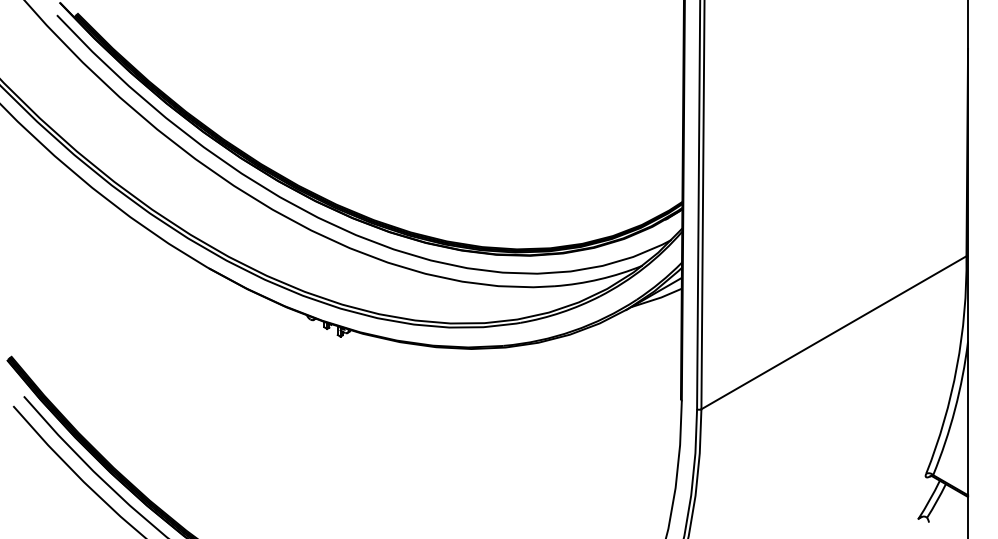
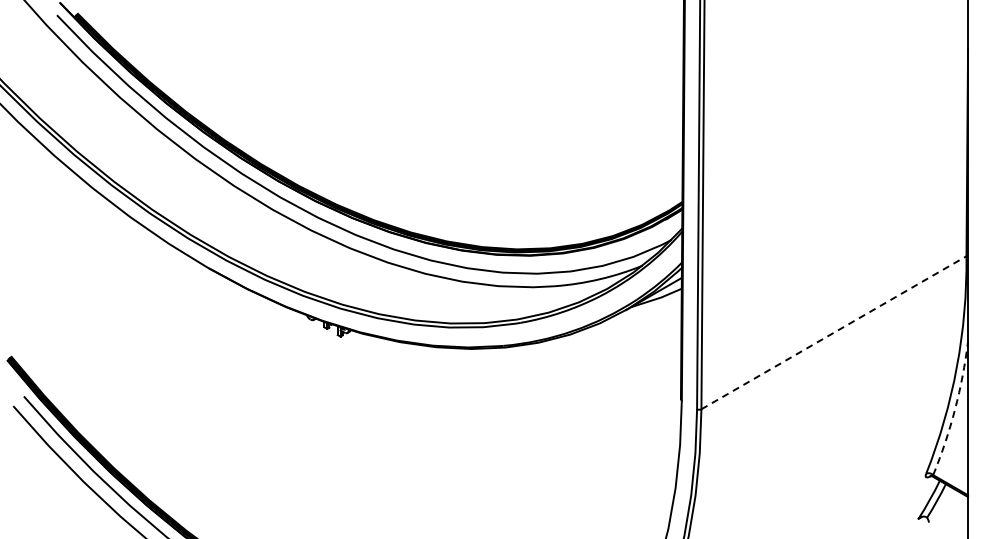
line: solid -> dashed (834, 332)
arc: solid -> dashed (955, 409)
